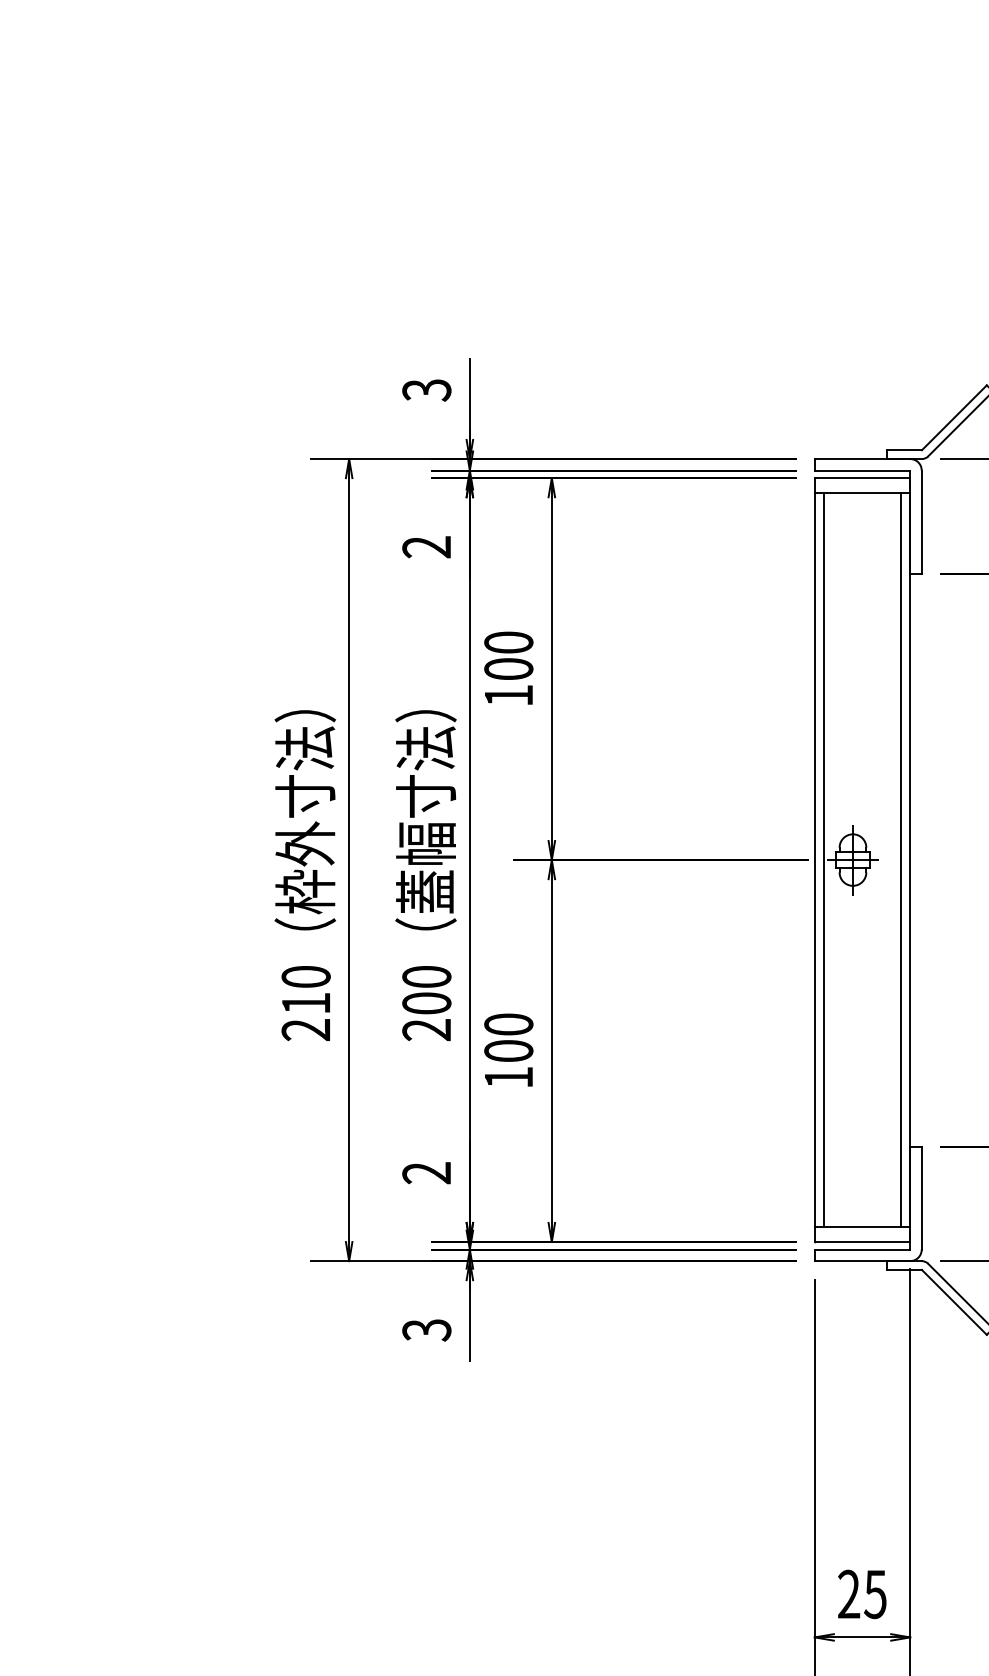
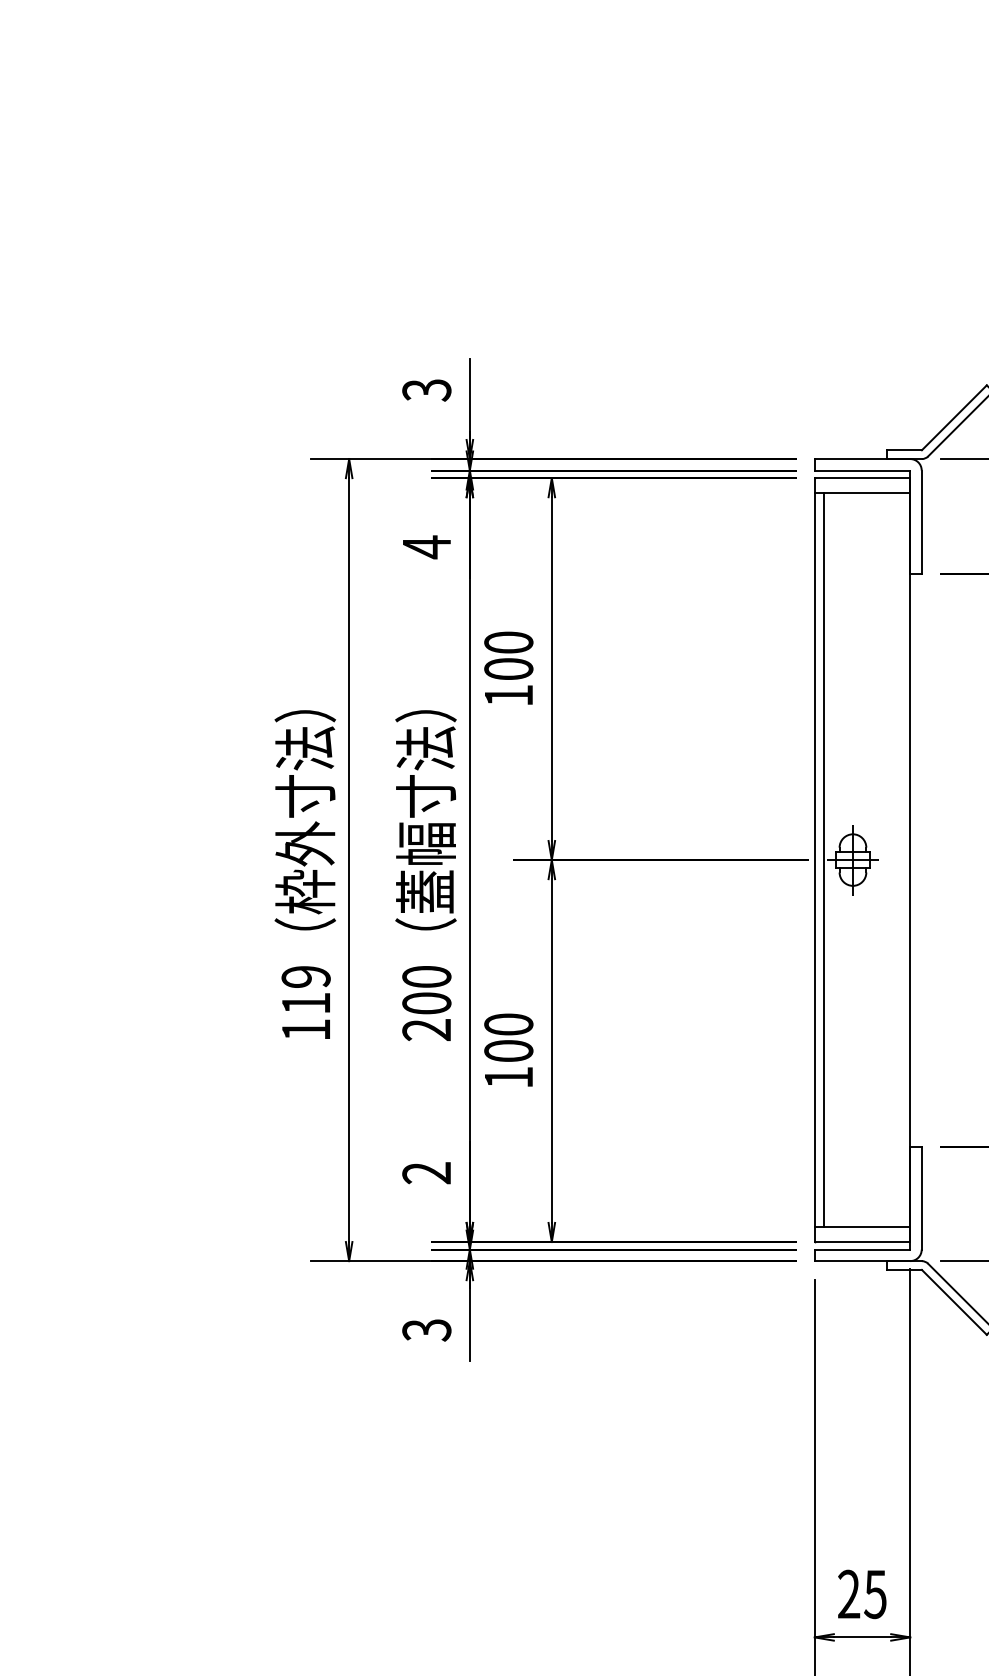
text: 2 -> 4 (426, 547)
line: present -> none (900, 859)
text: 210 -> 119 (305, 1003)
